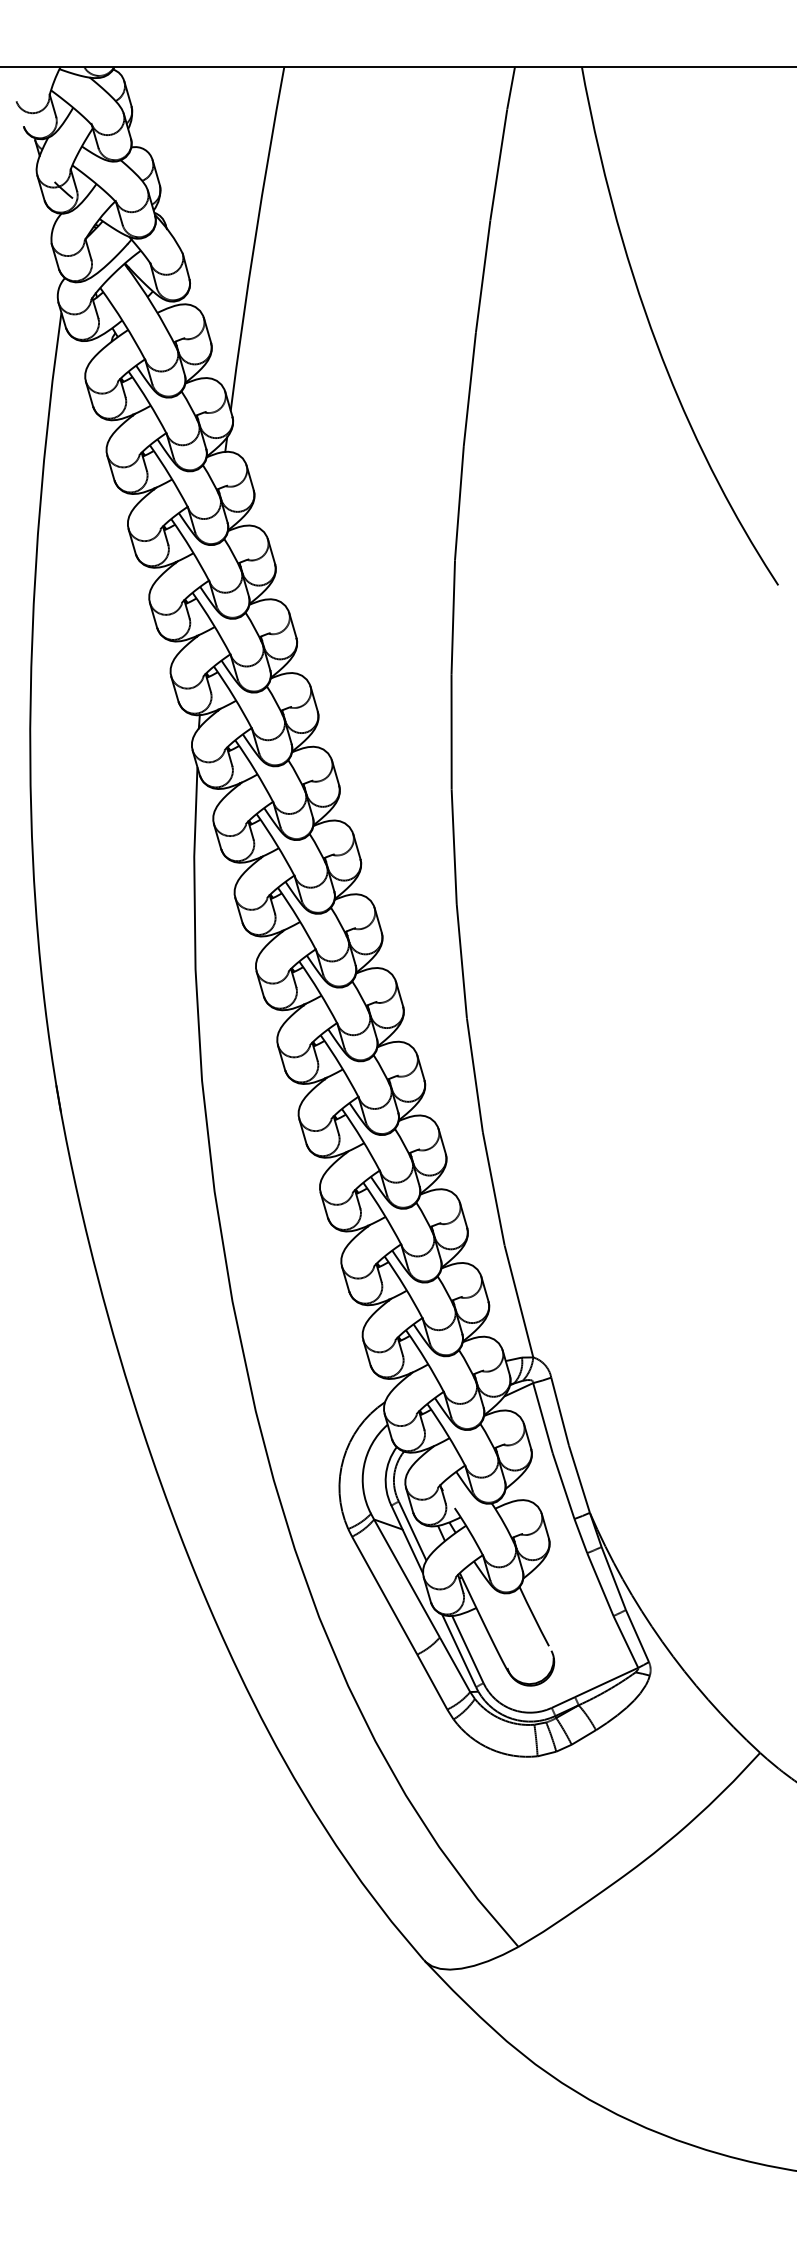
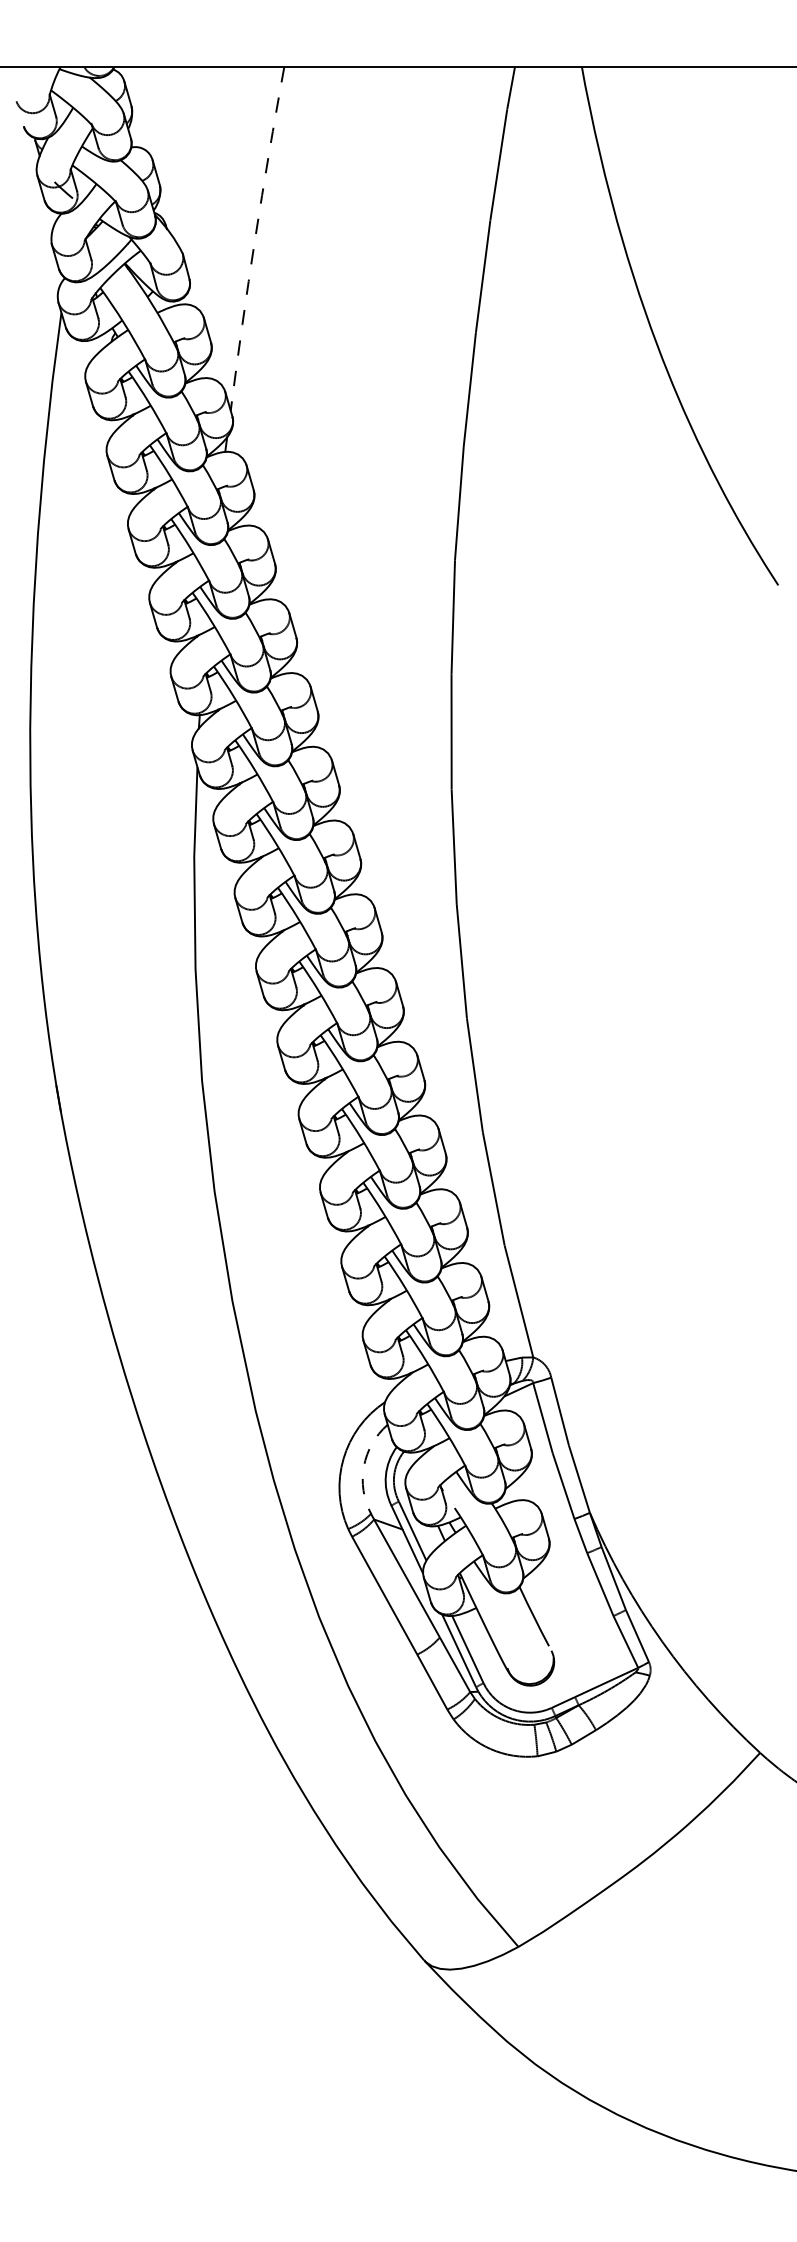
arc: solid -> dashed (255, 238)
arc: solid -> dashed (363, 1466)
